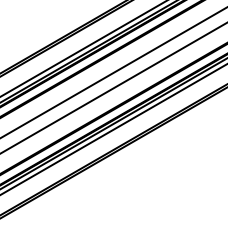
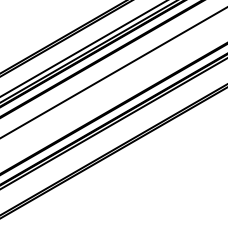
line: present -> none (113, 88)
line: present -> none (113, 129)
